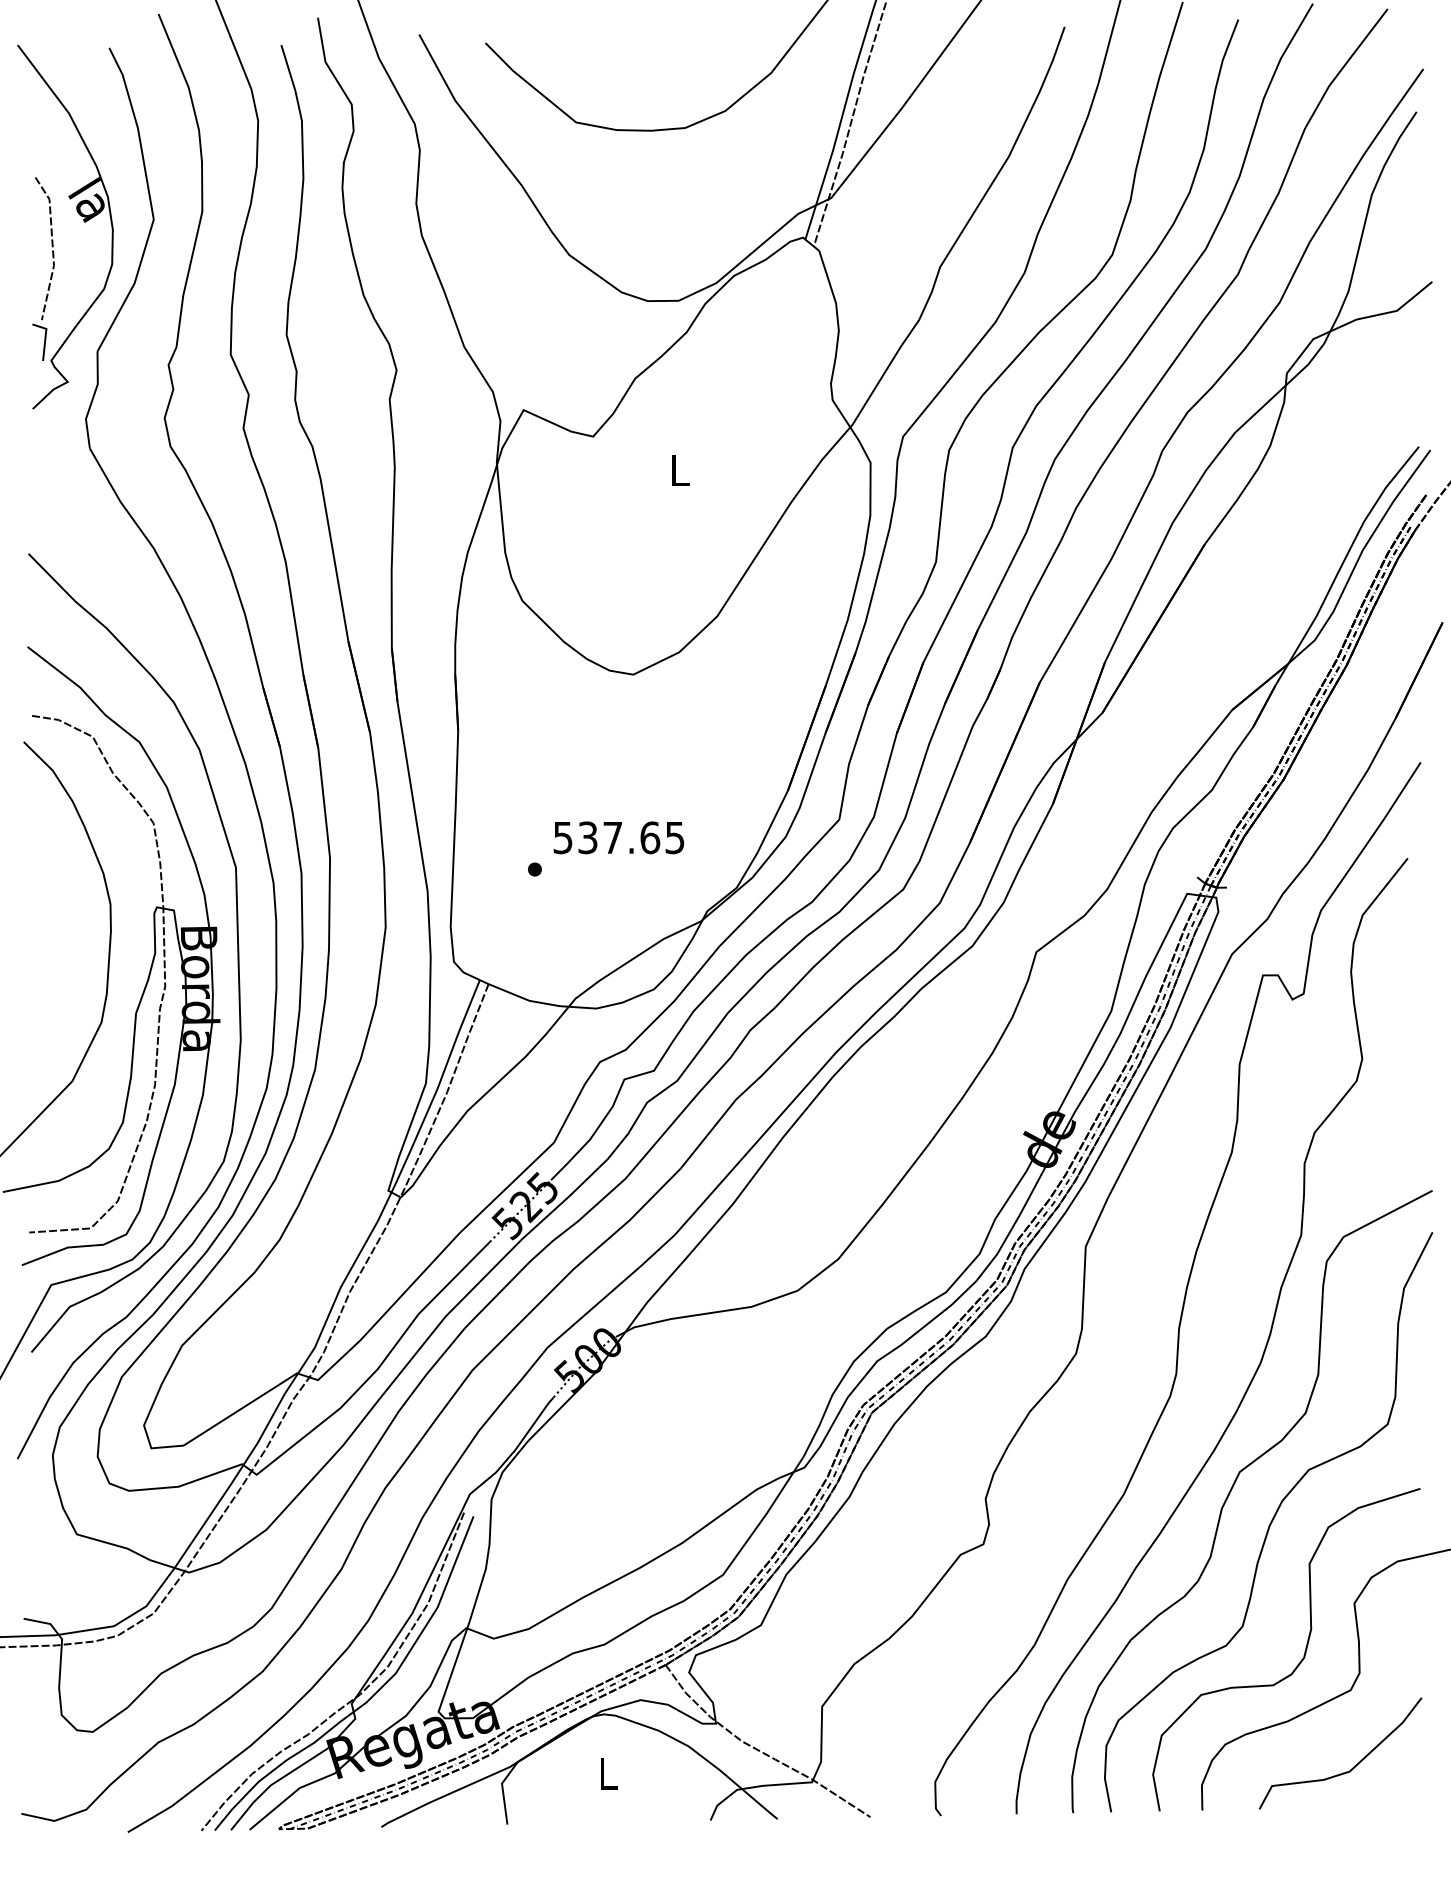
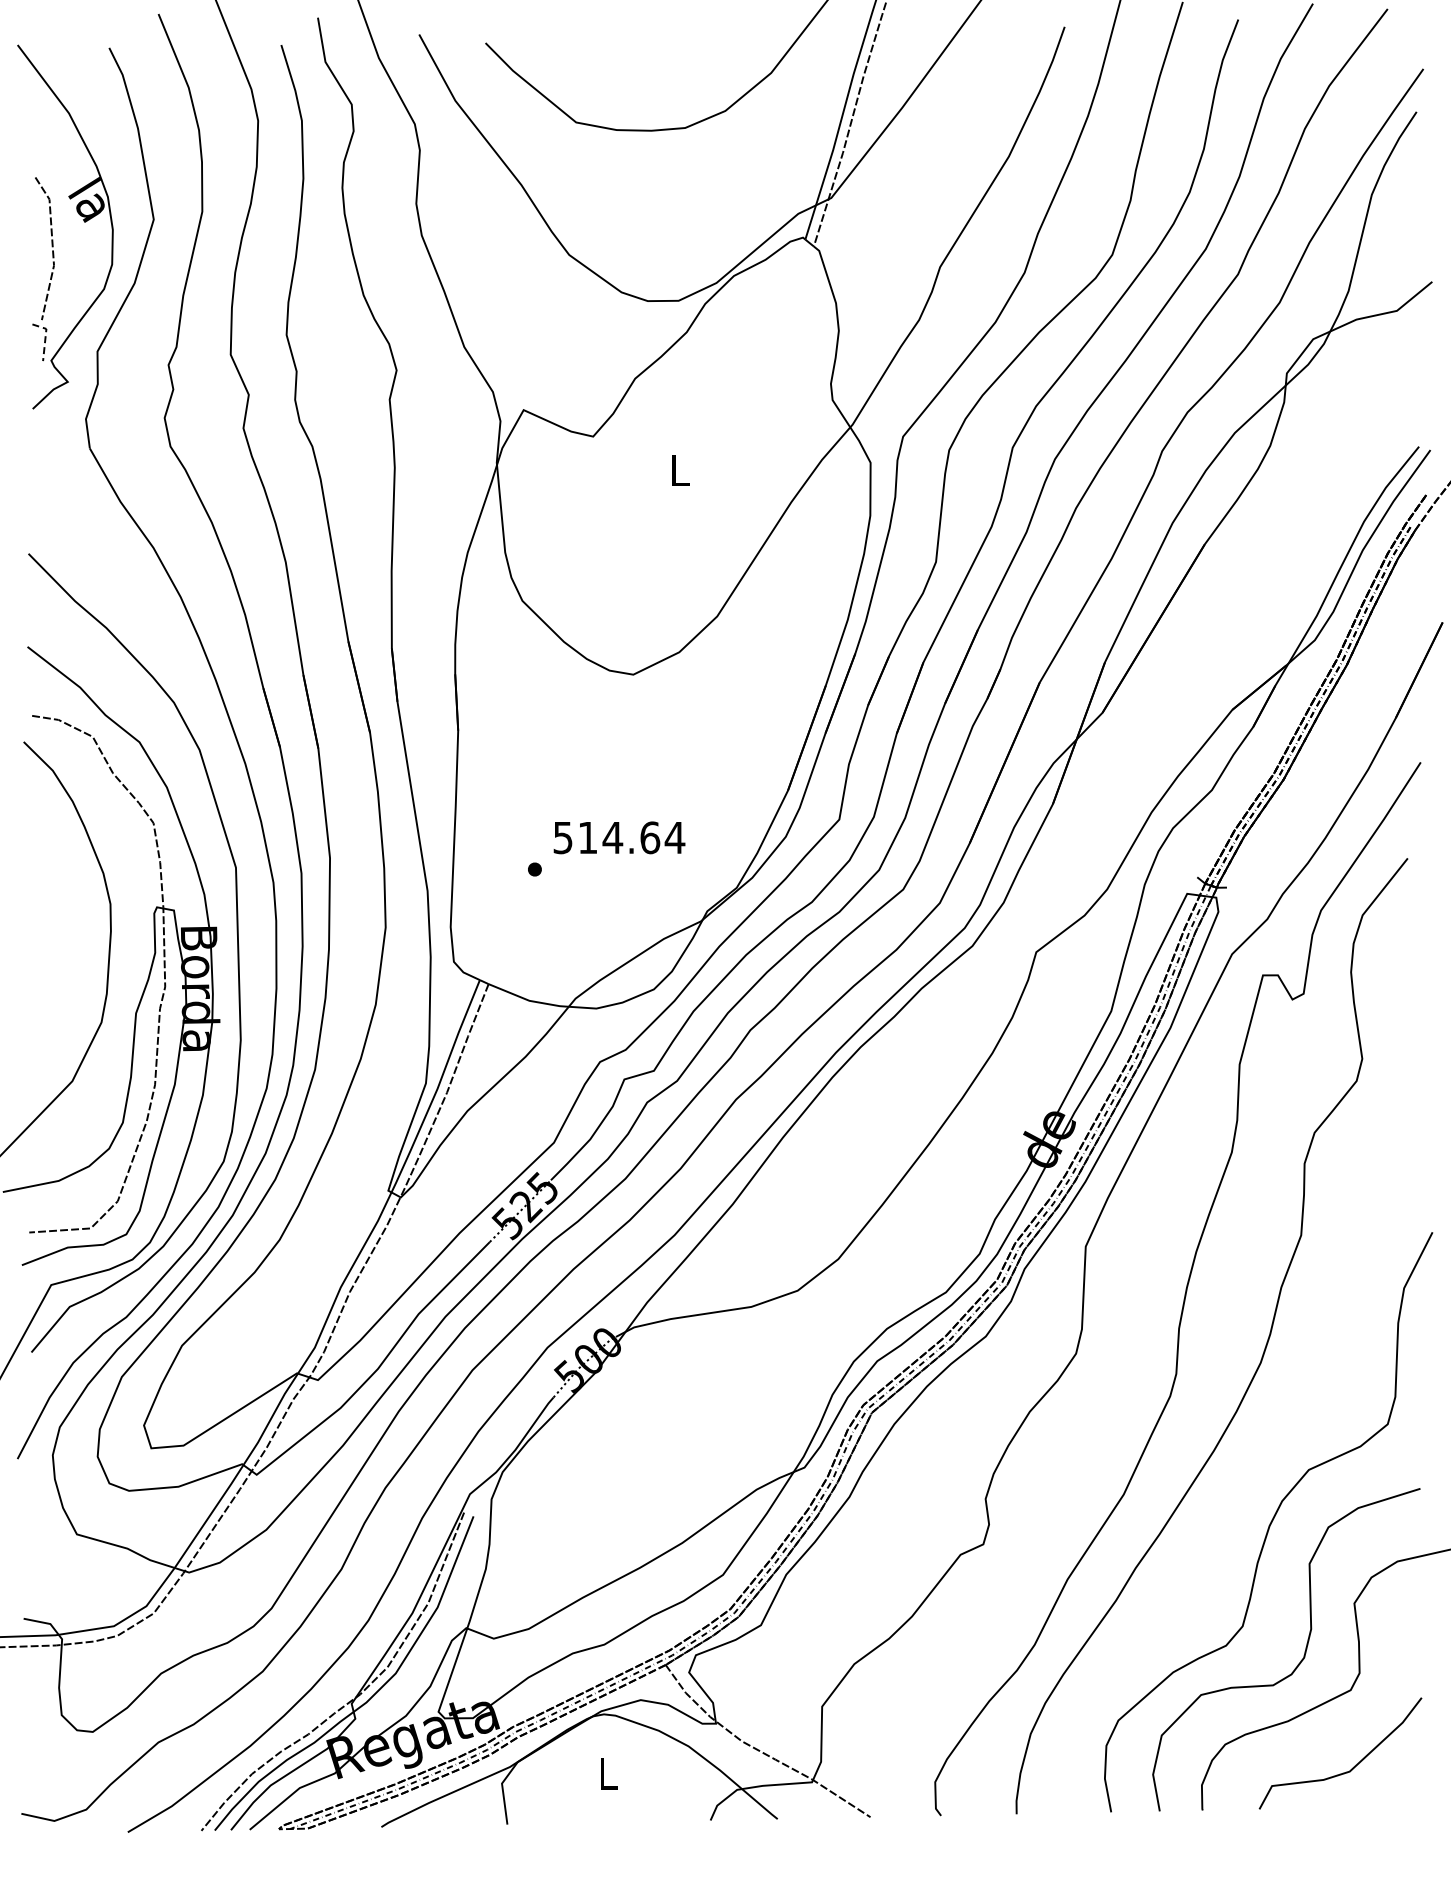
line: solid -> dashed (45, 337)
text: 537.65 -> 514.64 (631, 837)
curve: present -> none (1231, 1491)
